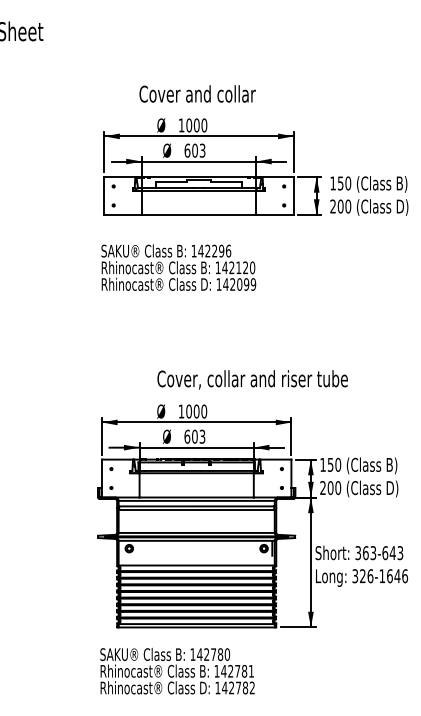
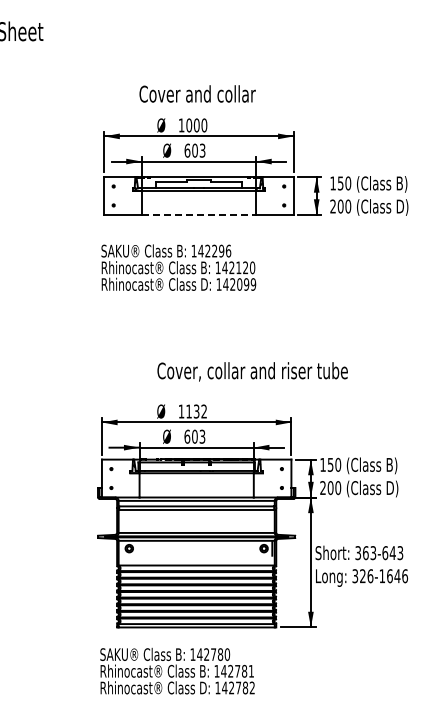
line: solid -> dashed (199, 214)
text position: (252, 379) -> (252, 371) (252, 371)
text: 1000 -> 1132 (196, 411)
